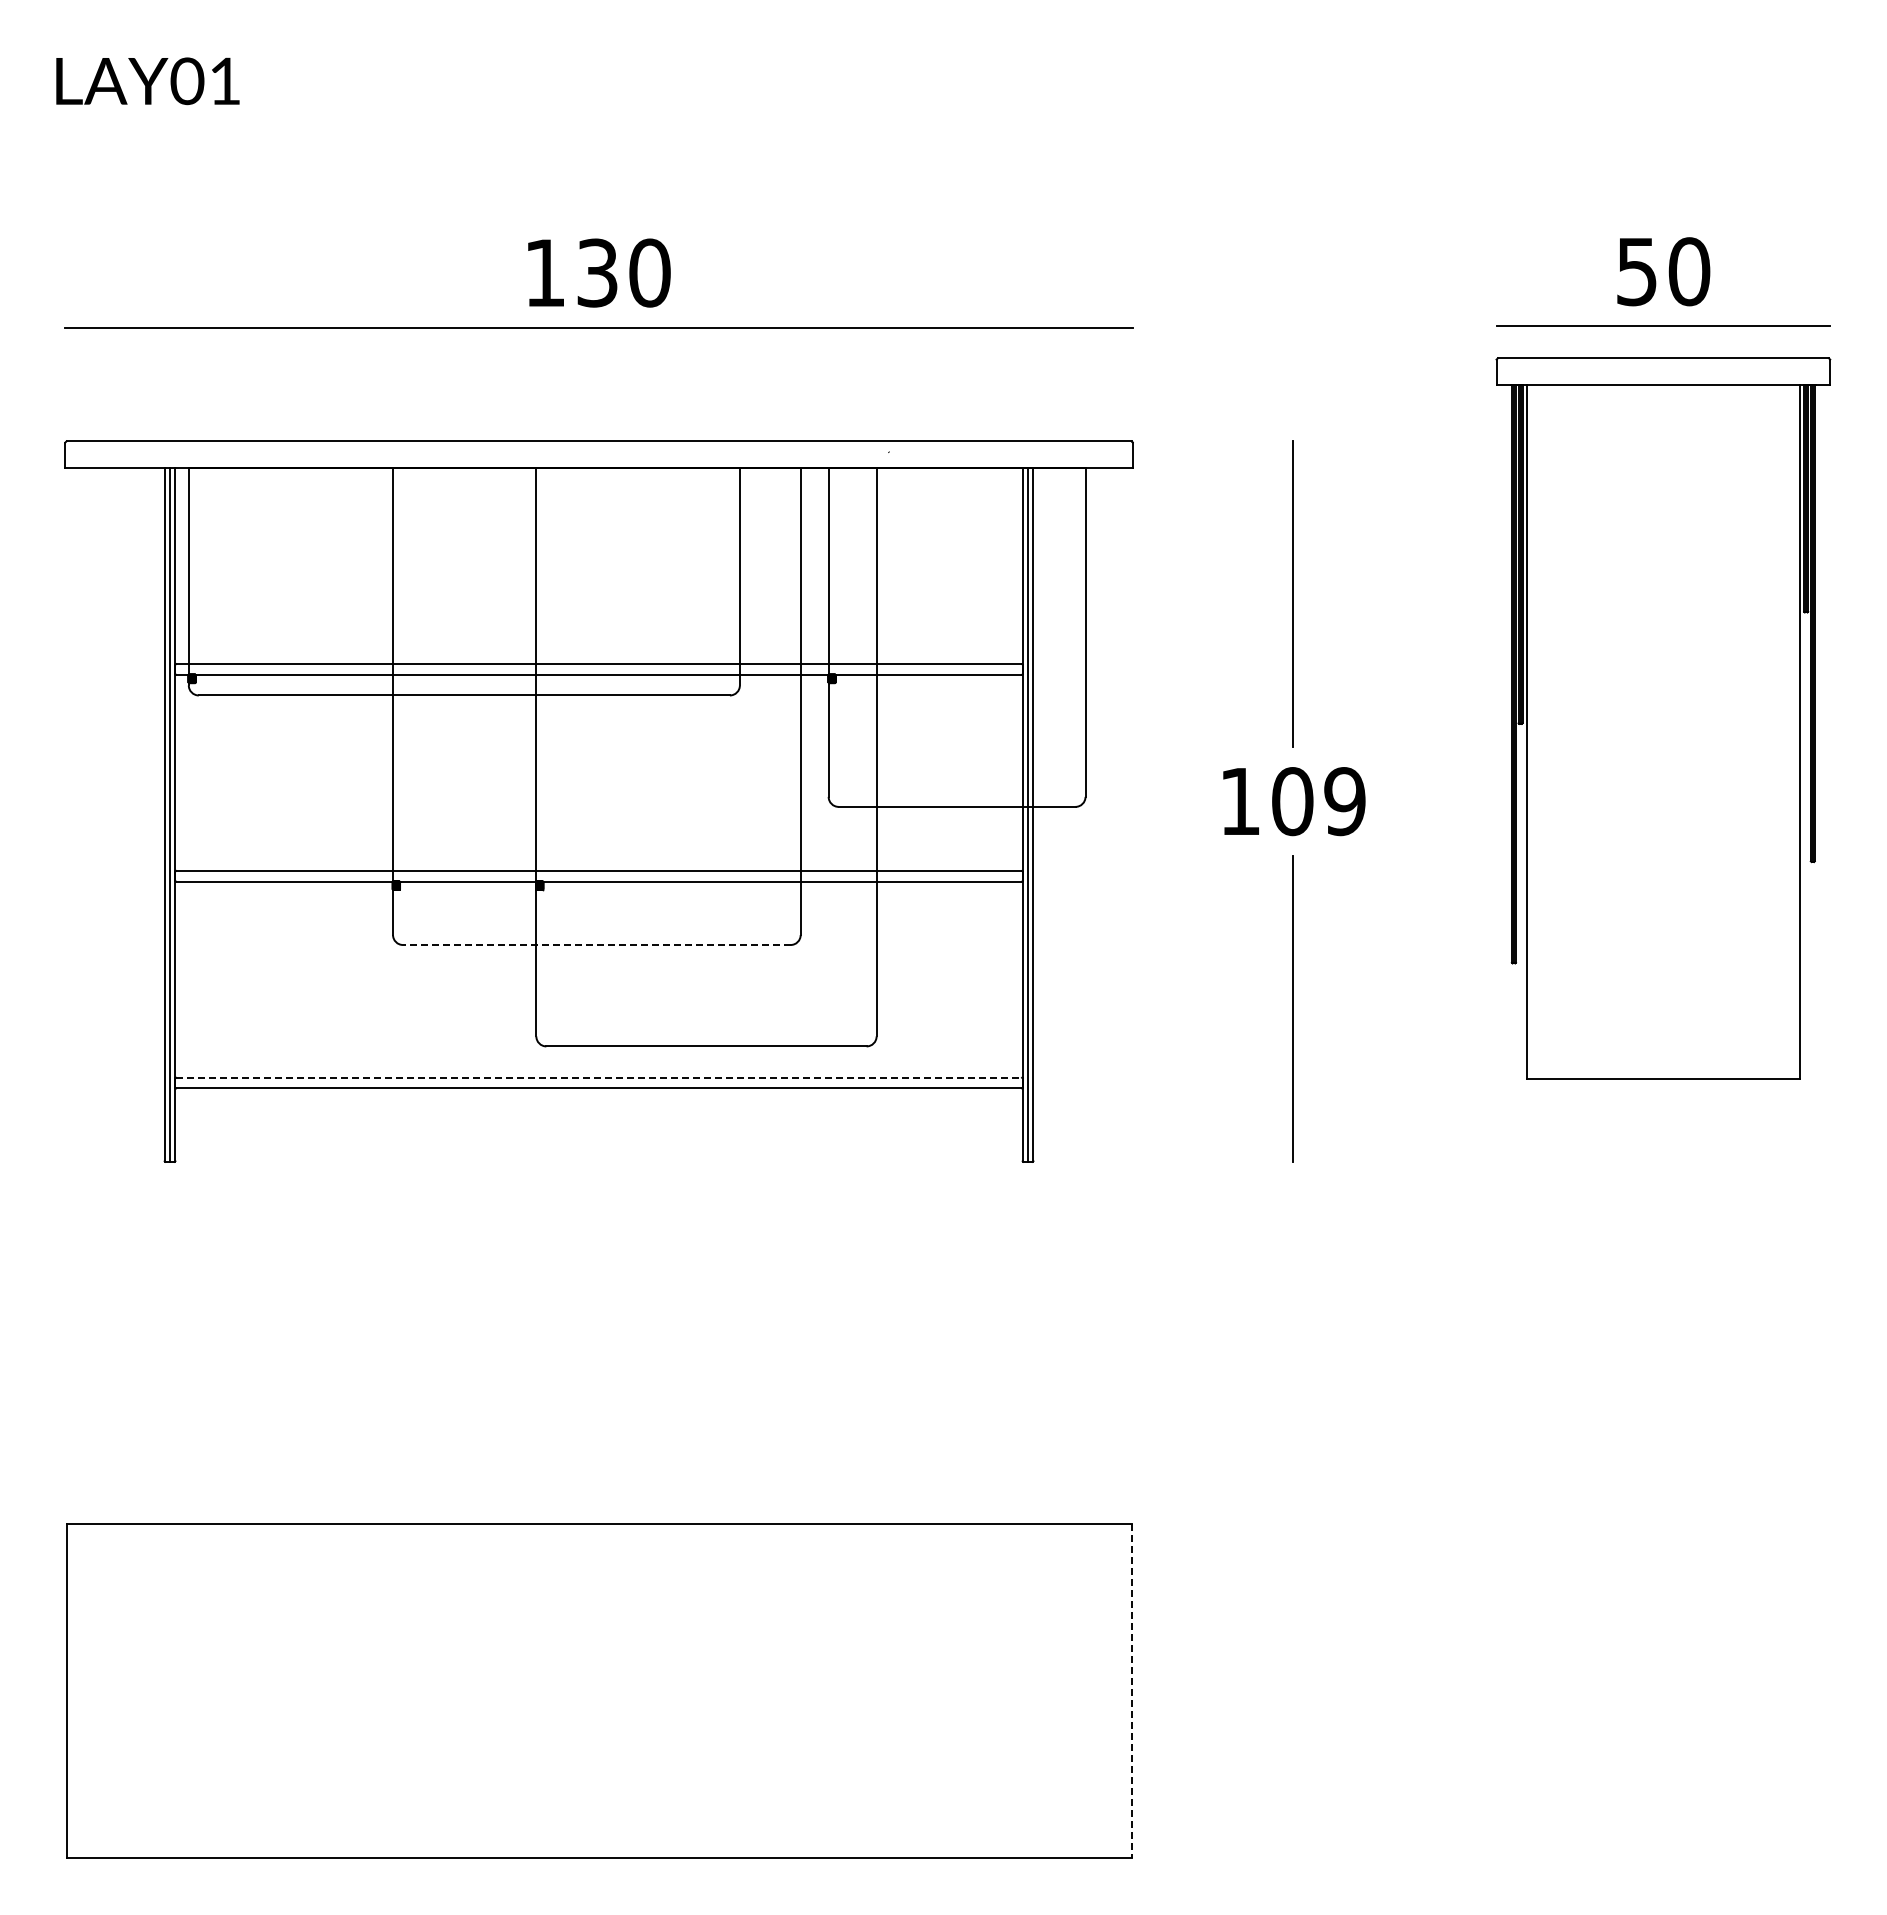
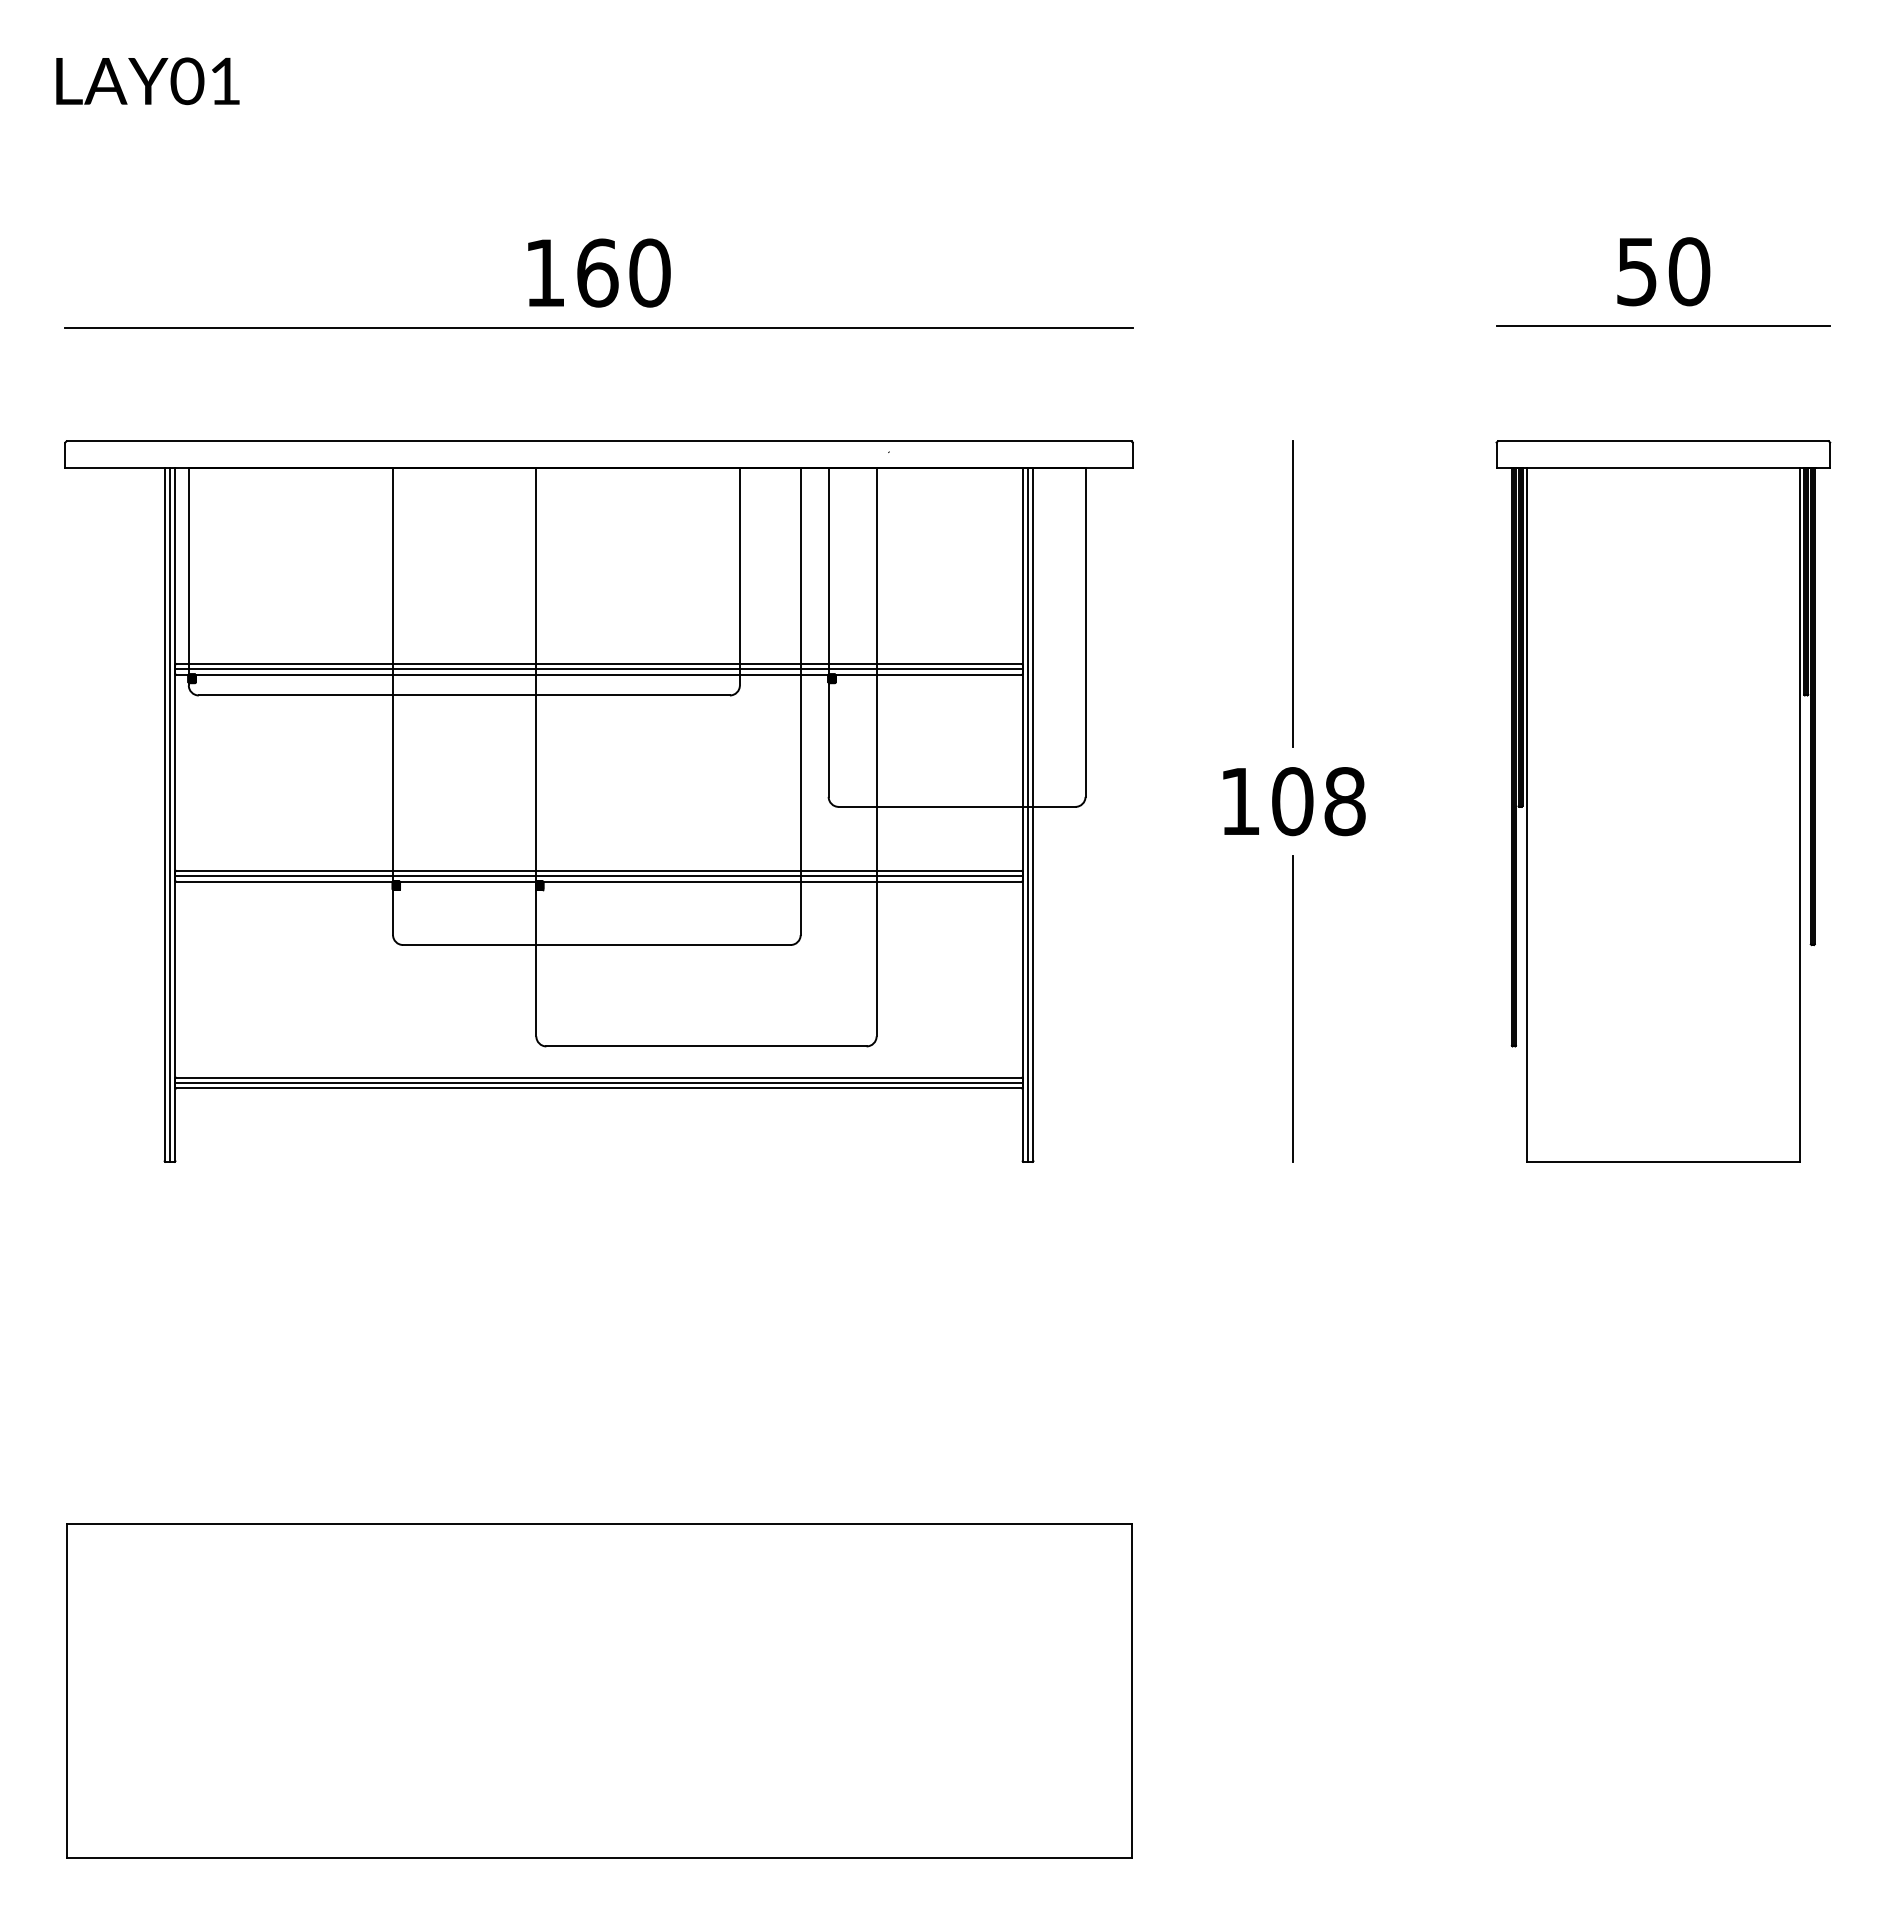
text: 130 -> 160 (597, 272)
line: none -> present (598, 669)
part position: (1663, 718) -> (1663, 801) (1663, 801)
text: 109 -> 108 (1344, 801)
line: none -> present (598, 876)
line: dashed -> solid (596, 945)
line: dashed -> solid (599, 1077)
line: none -> present (598, 1083)
line: dashed -> solid (1131, 1690)
